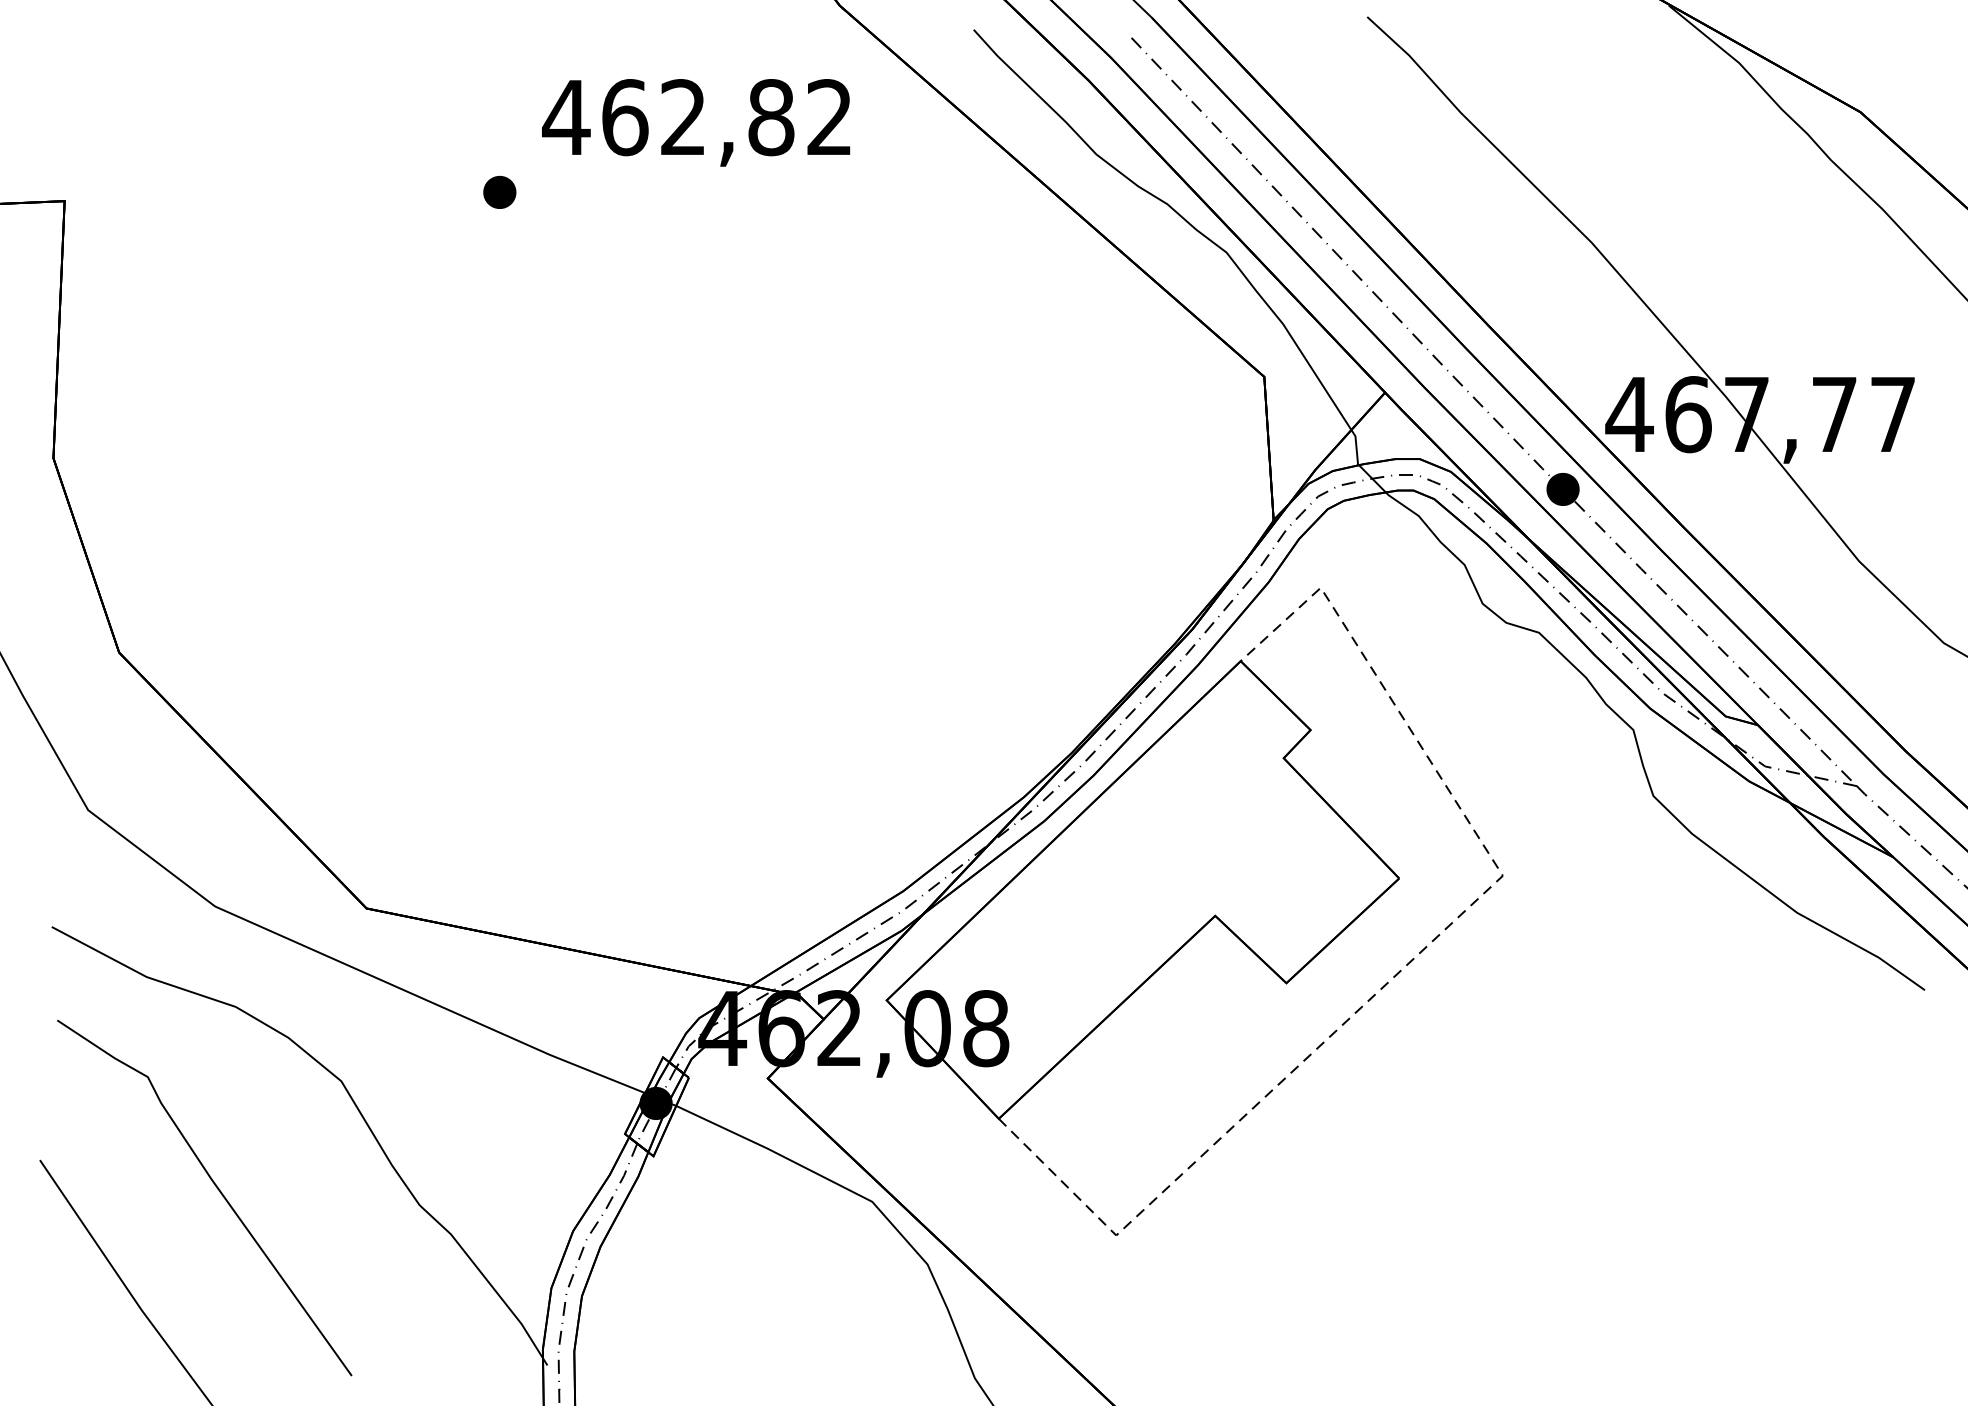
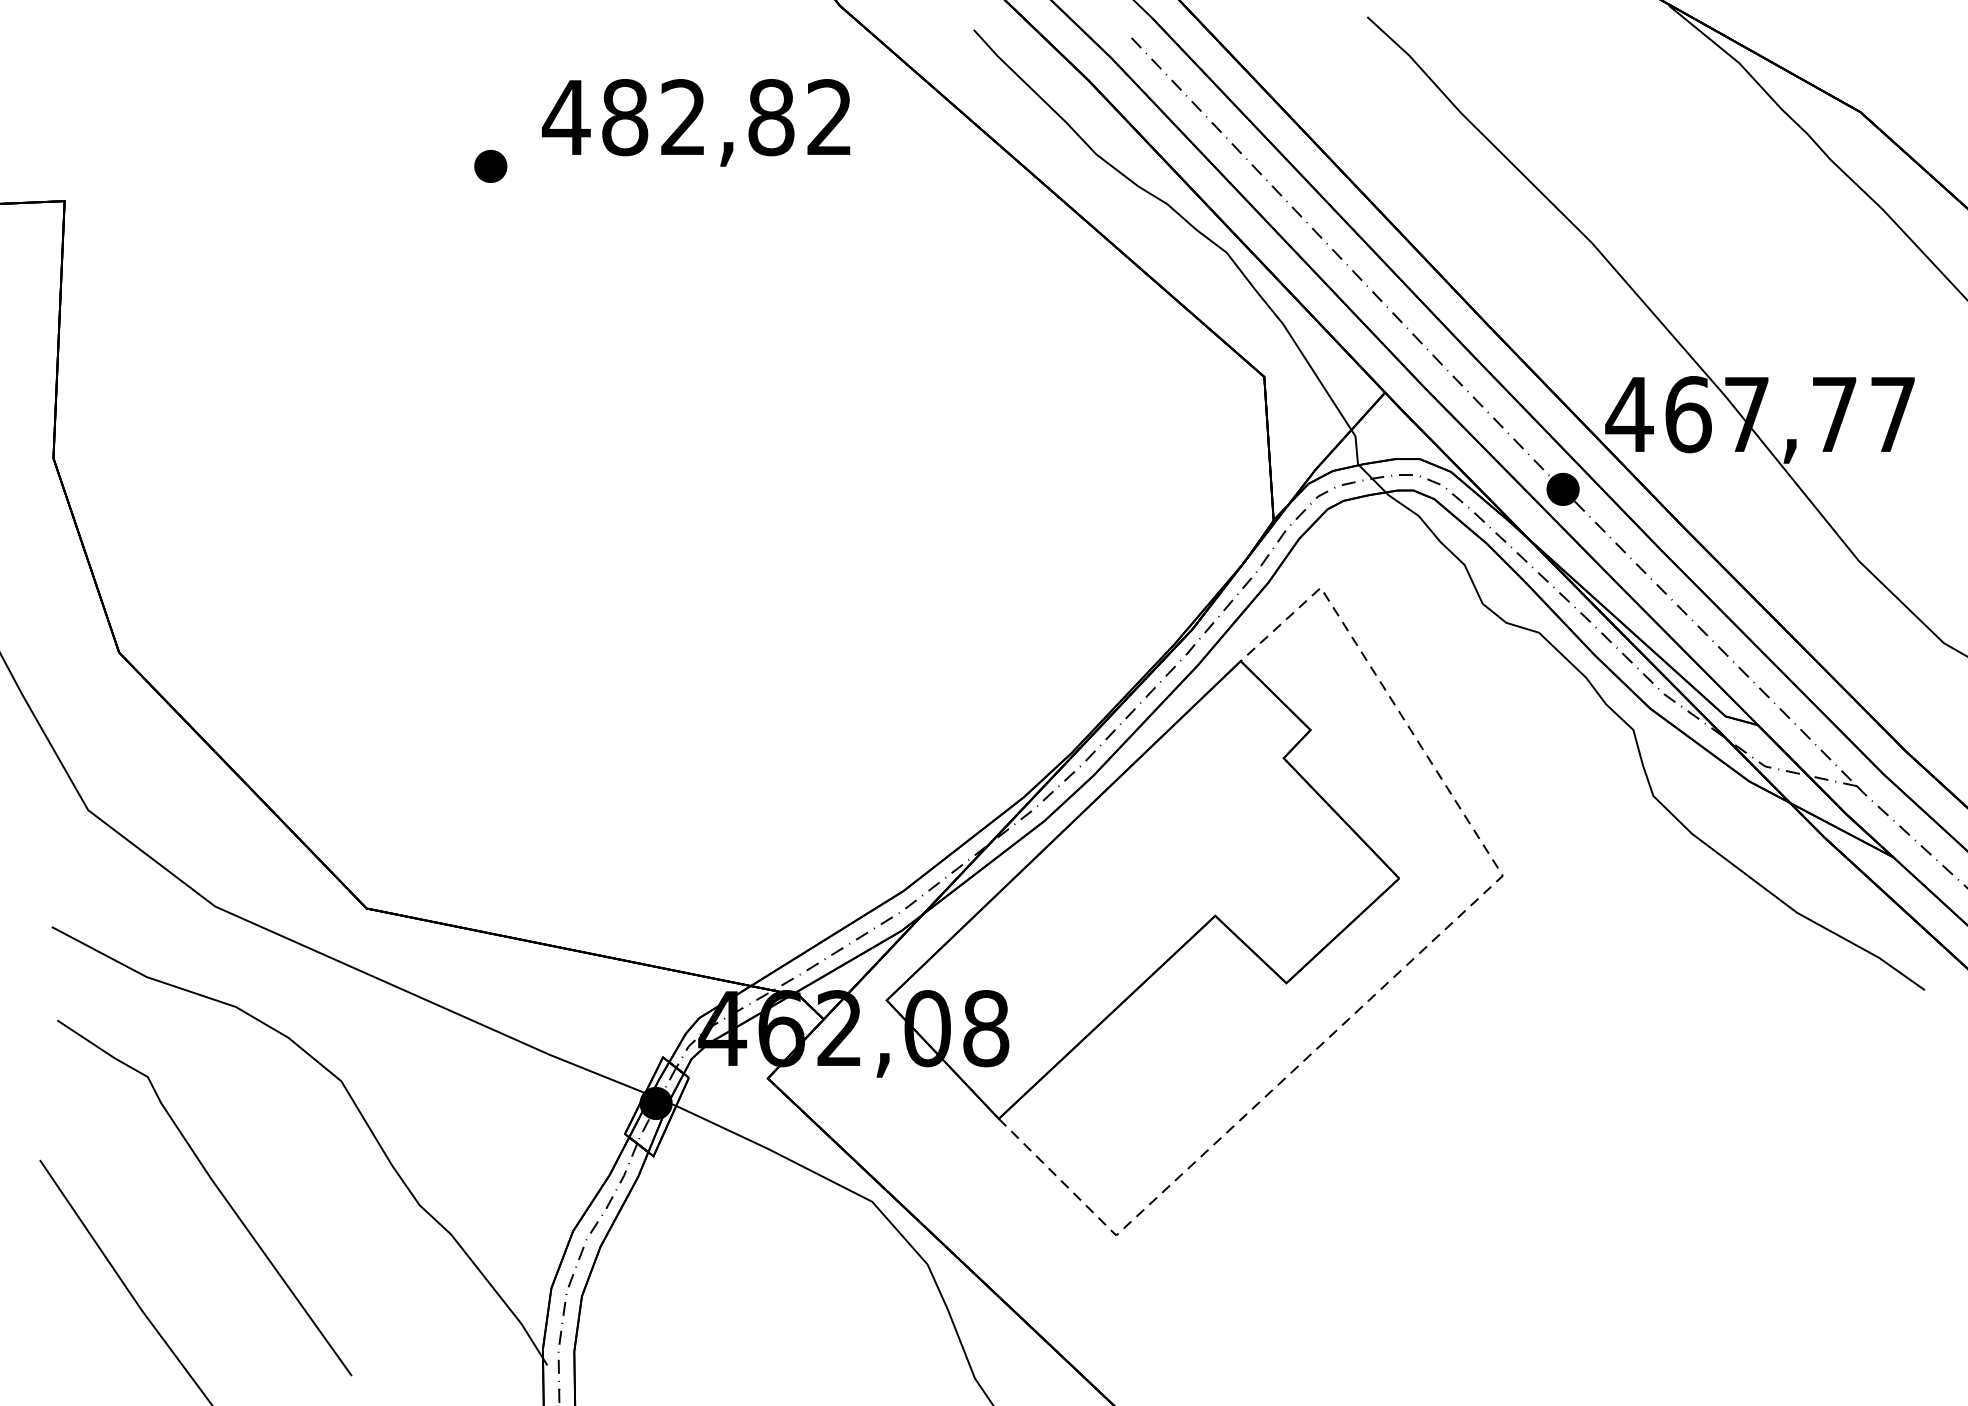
text: 462,82 -> 482,82 (625, 117)
part position: (499, 192) -> (490, 166) (490, 166)
